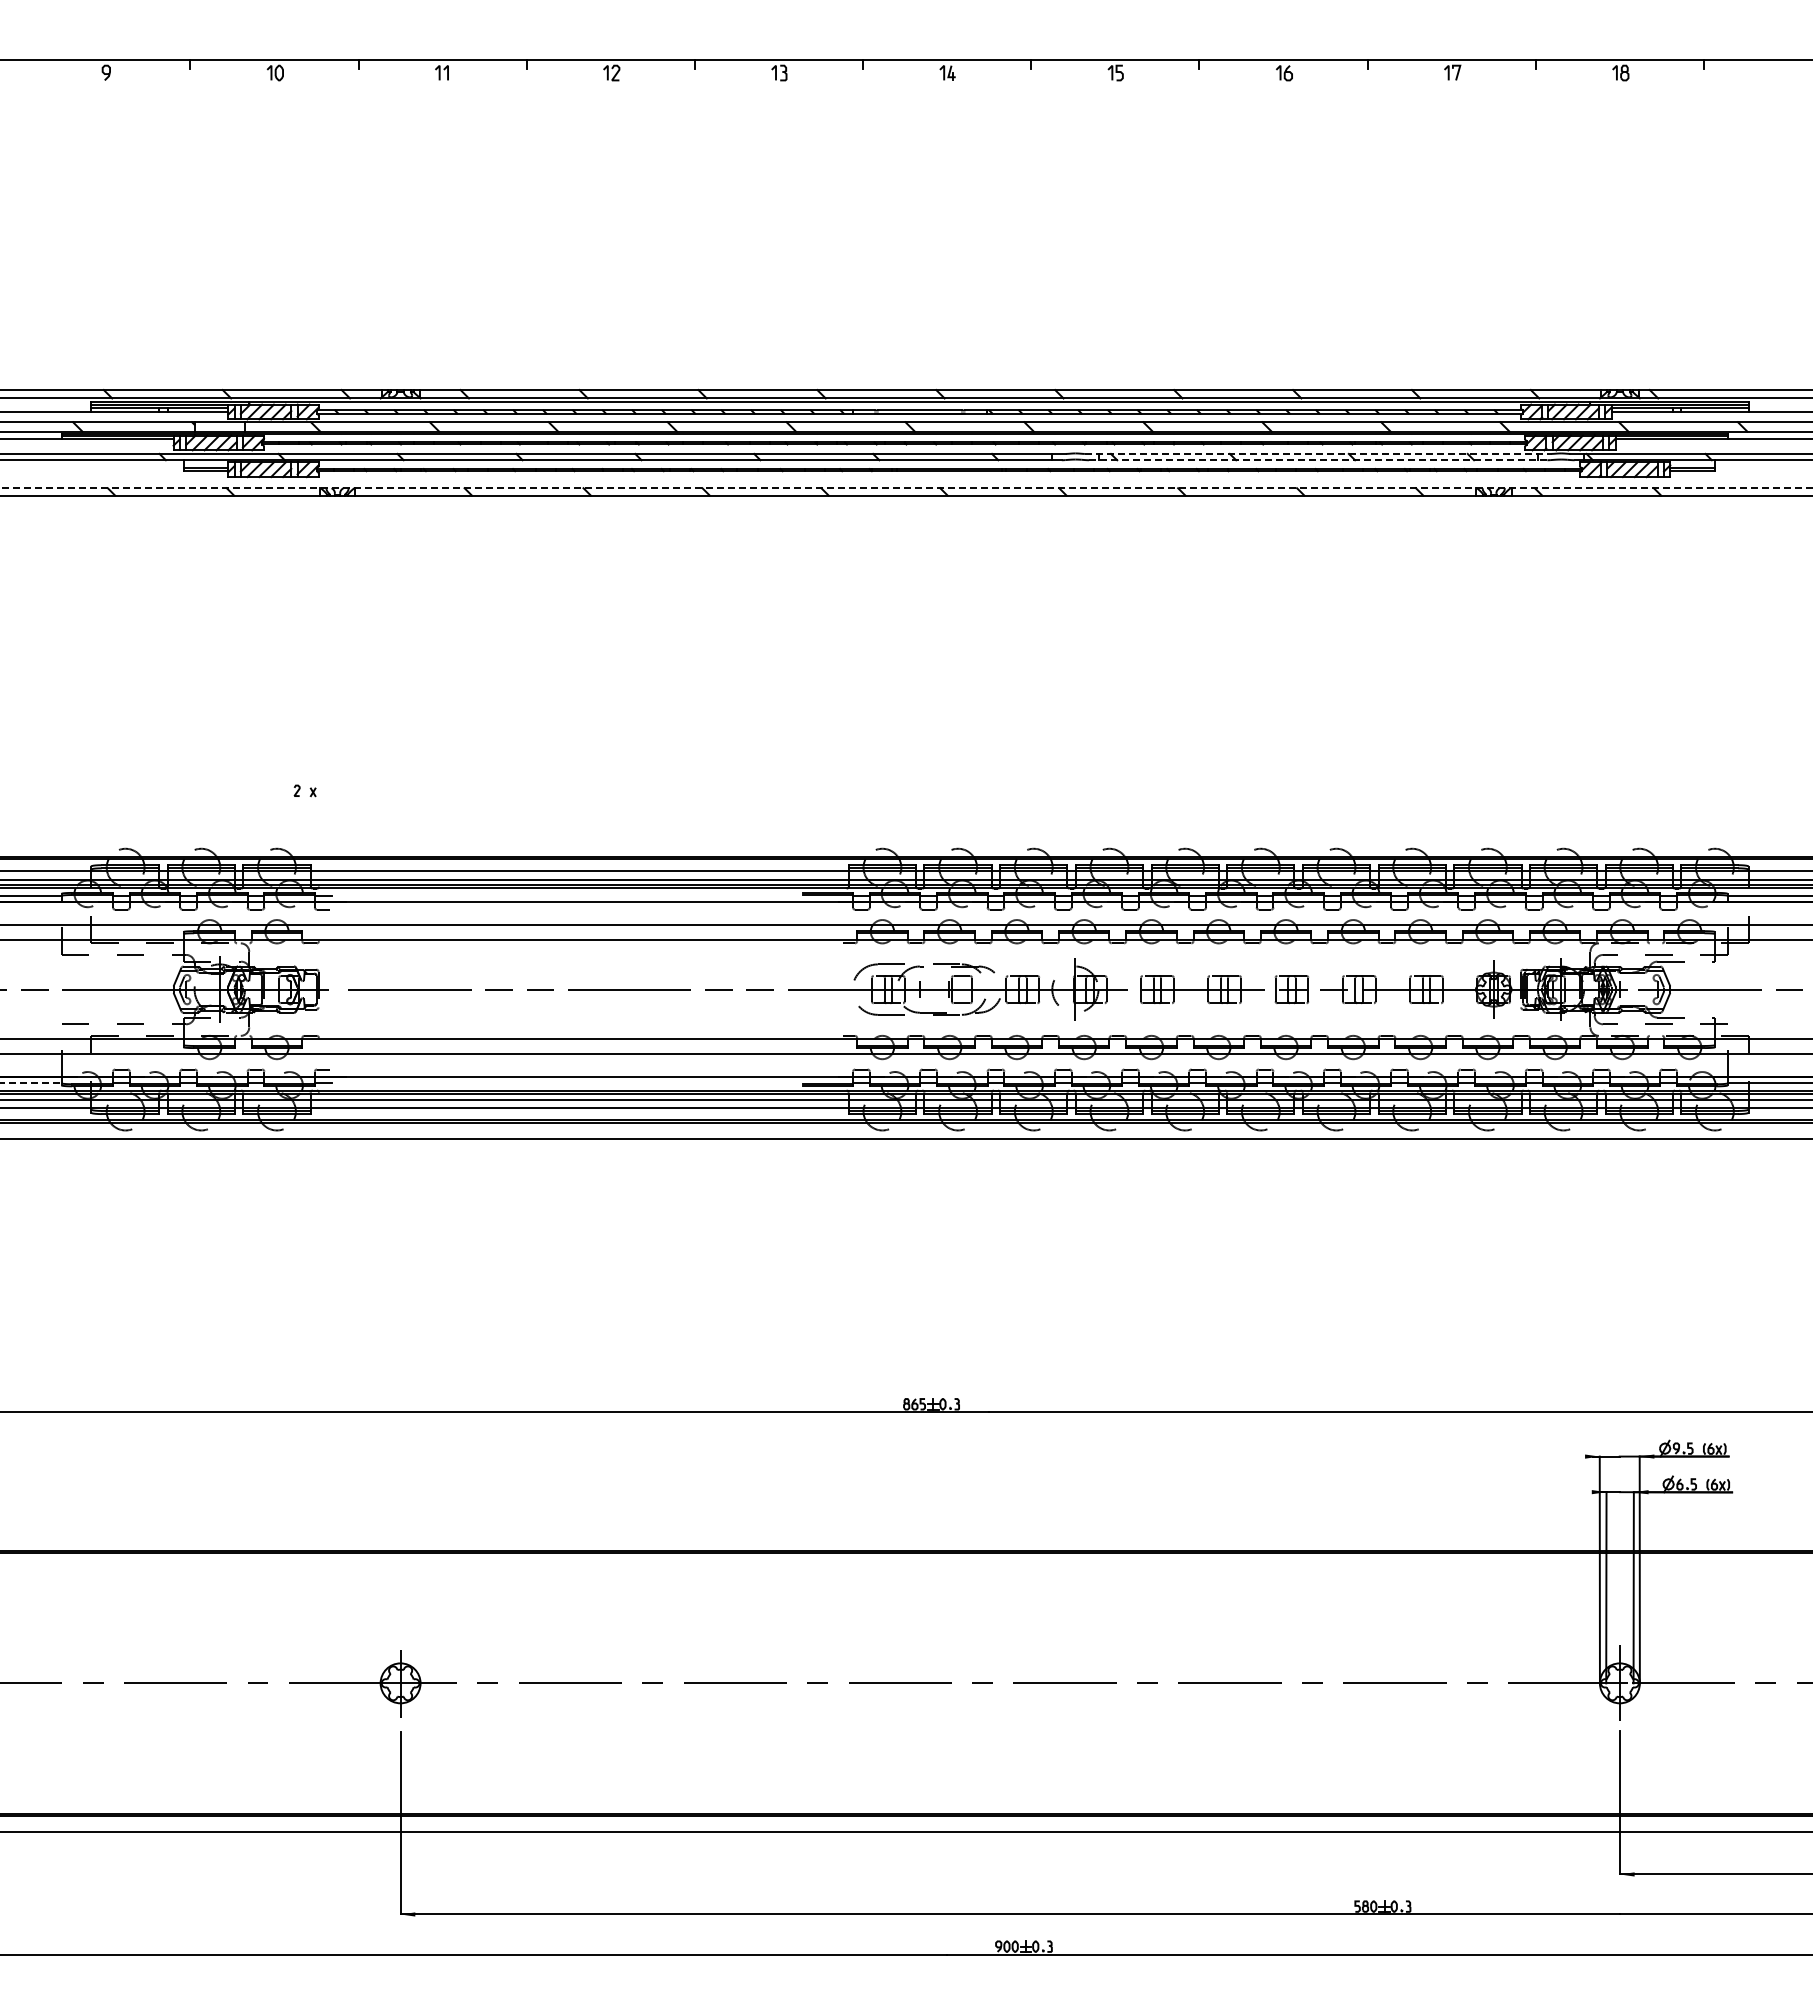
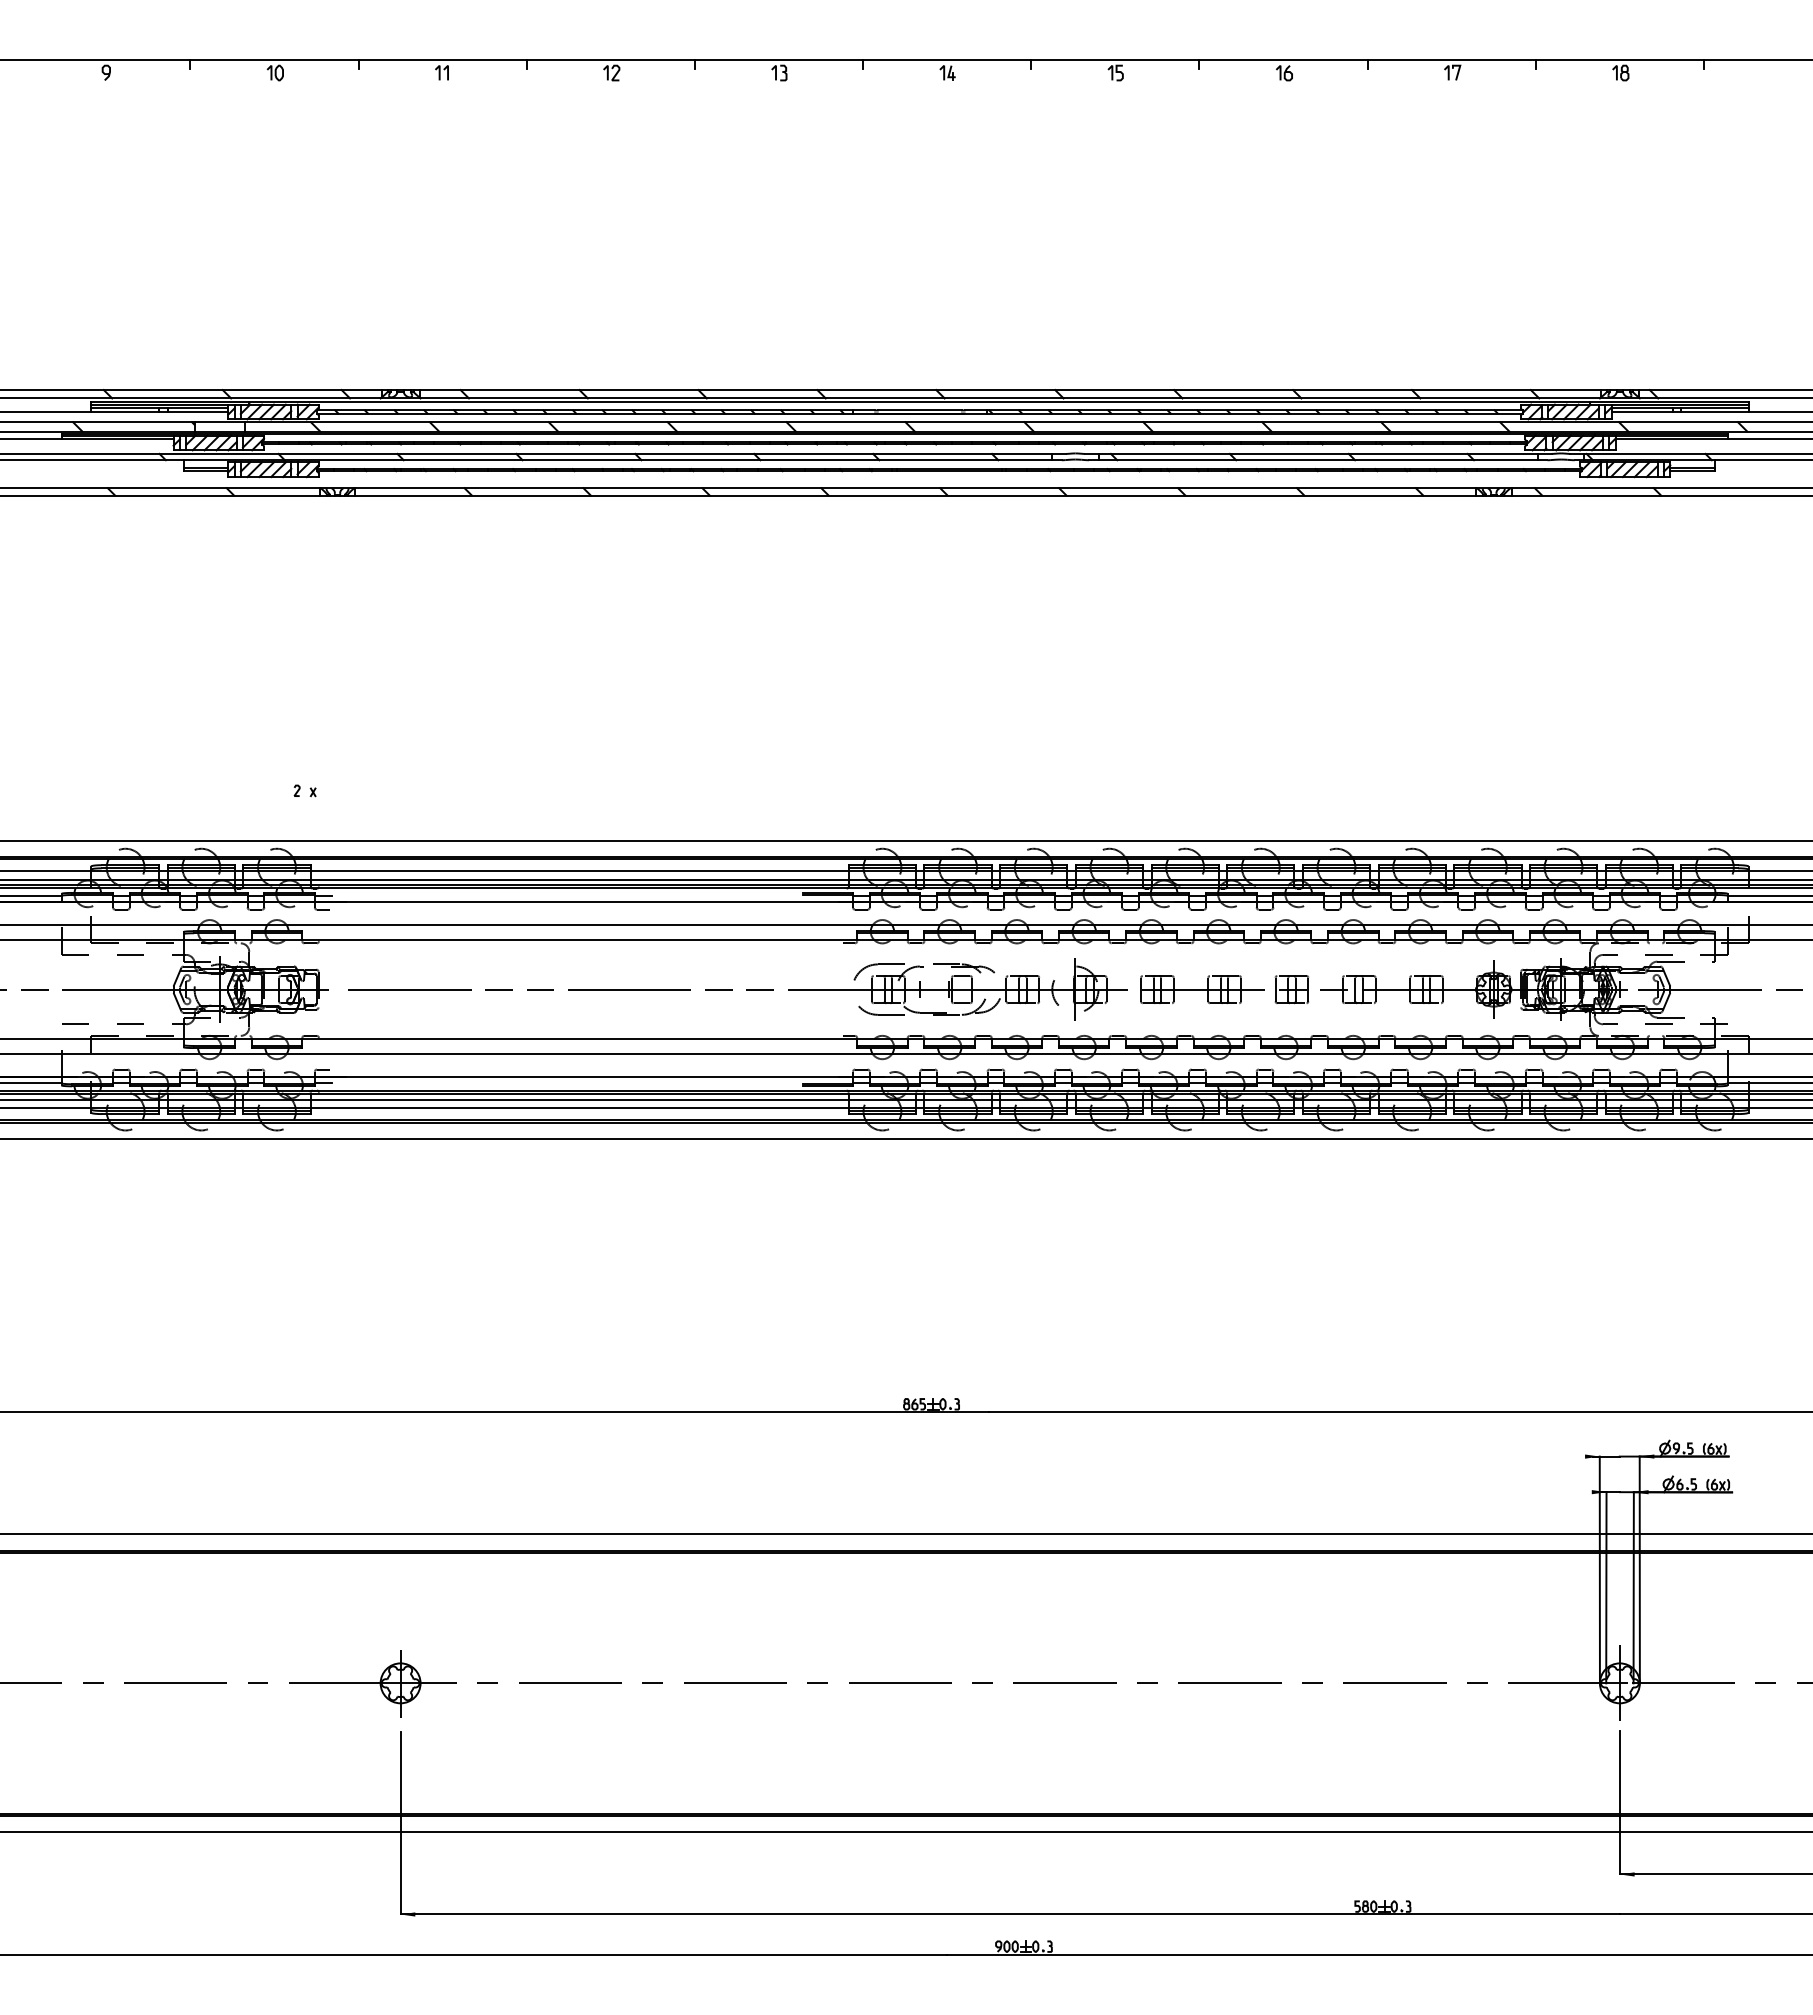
line: dashed -> solid (1318, 453)
line: dashed -> solid (1318, 460)
line: dashed -> solid (906, 488)
line: none -> present (905, 840)
line: dashed -> solid (31, 1083)
line: none -> present (905, 1534)
